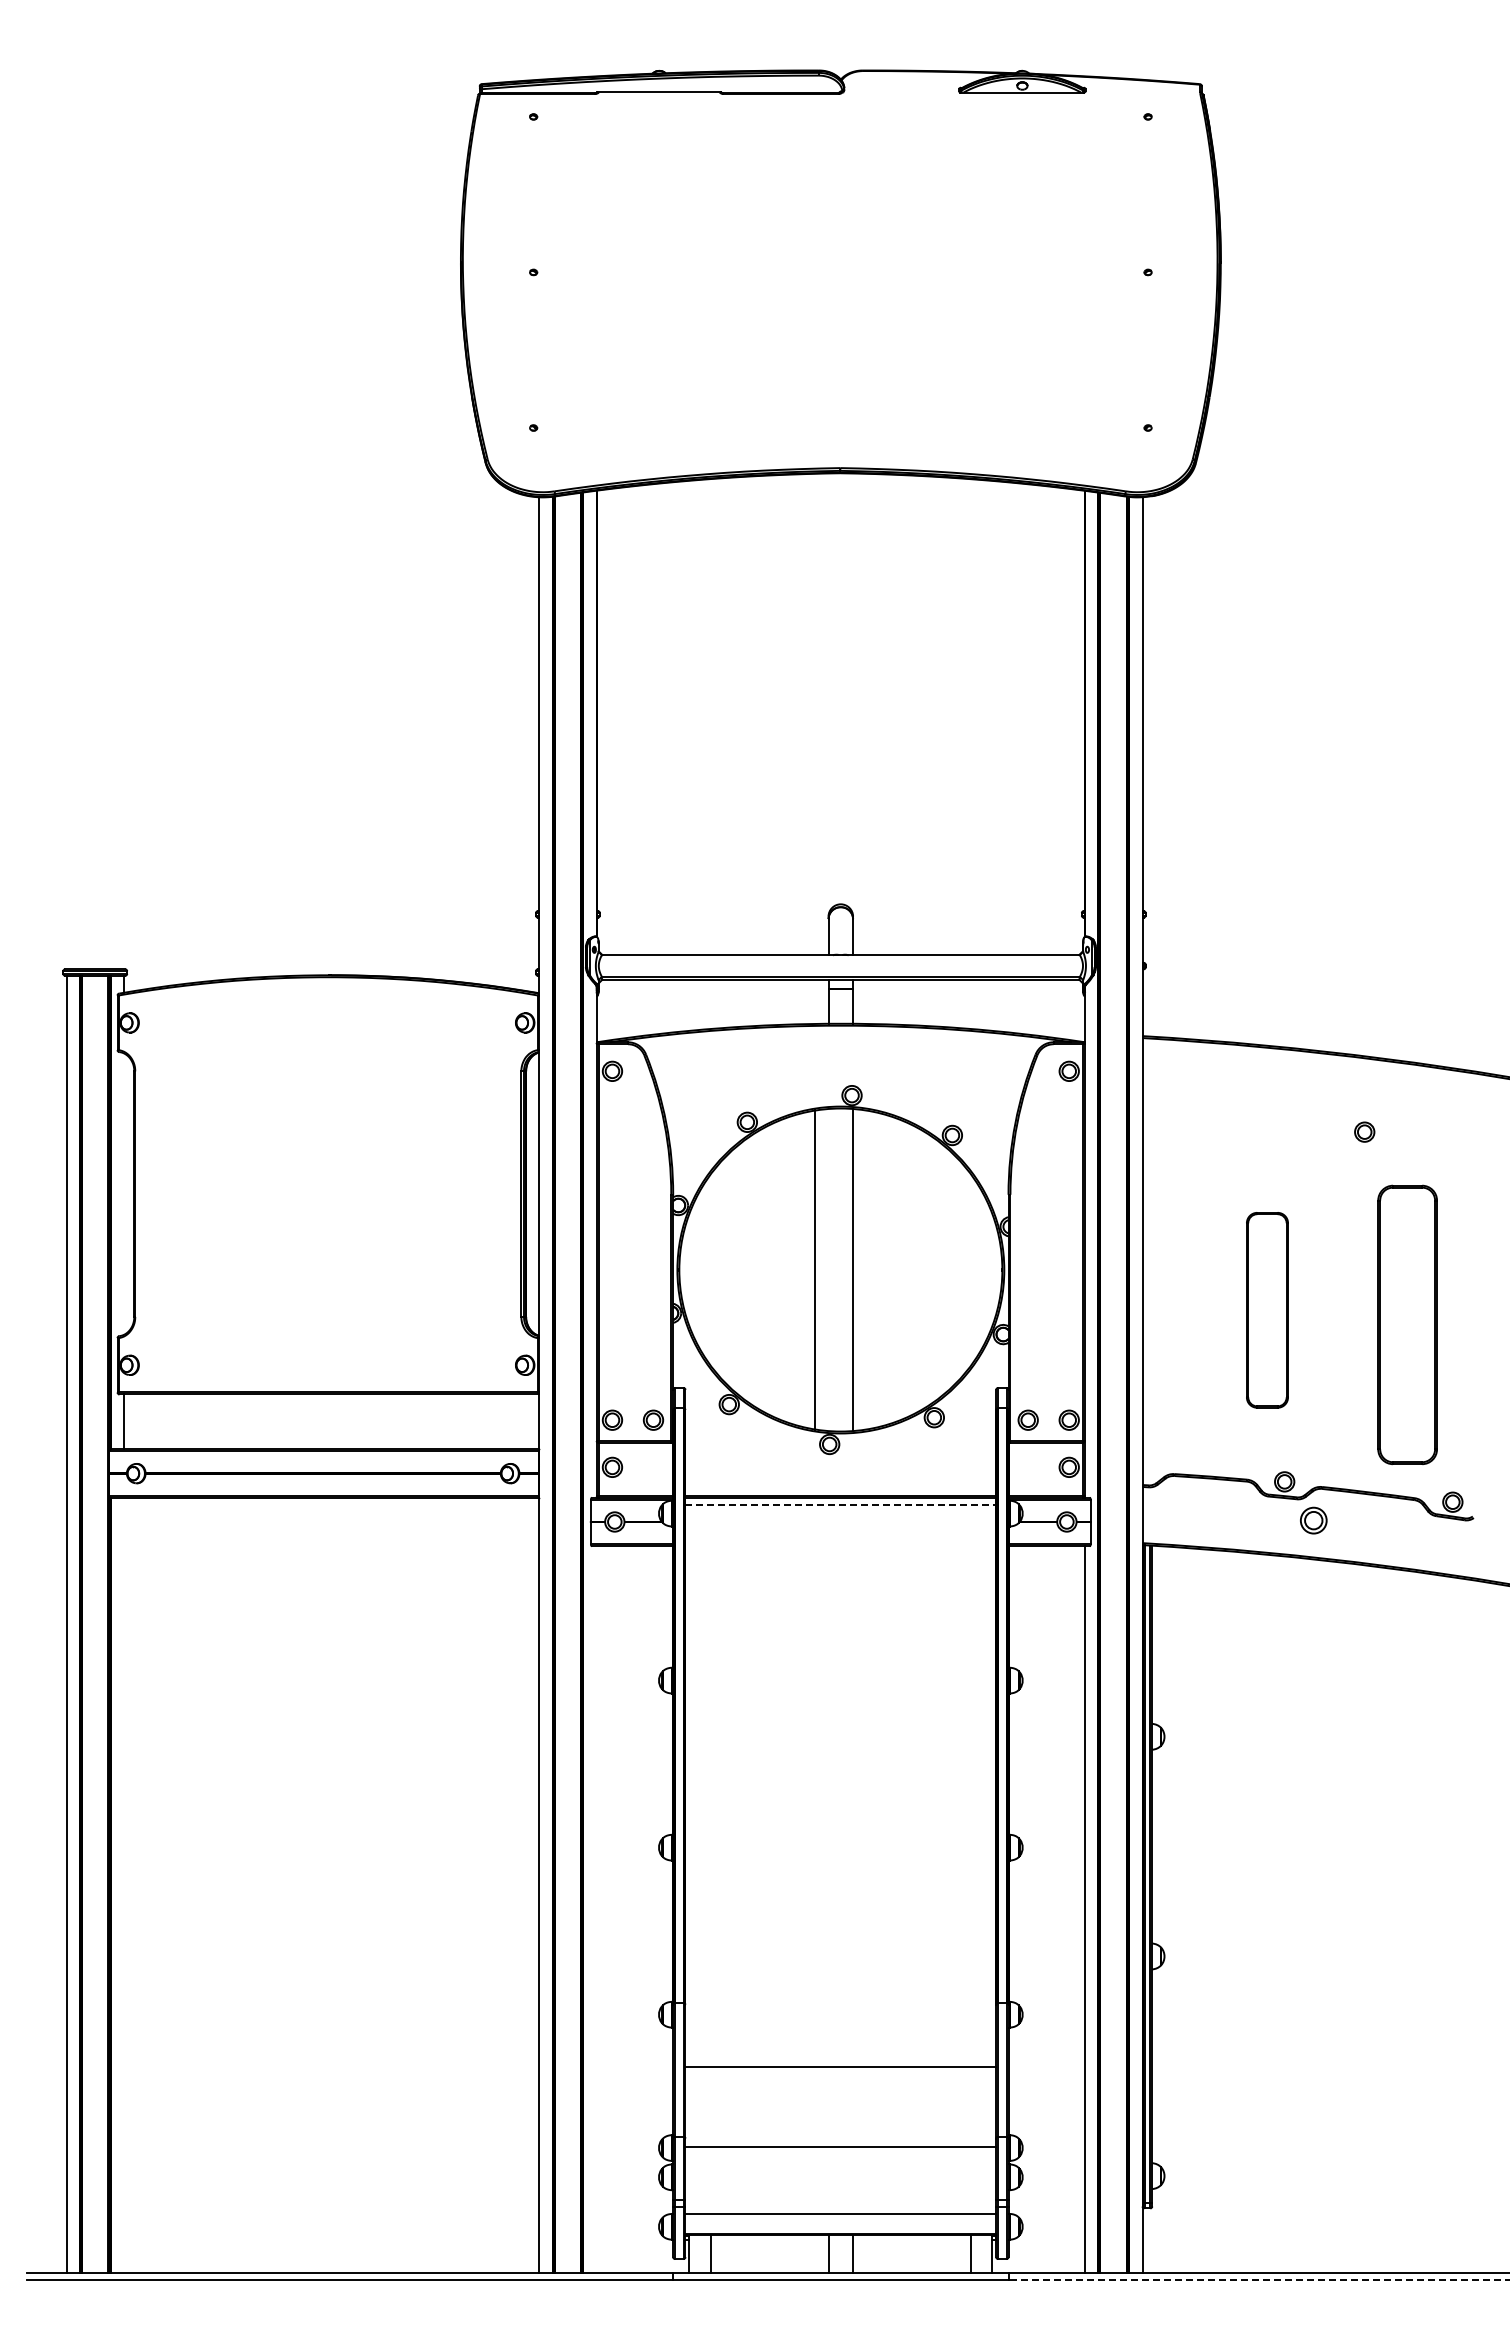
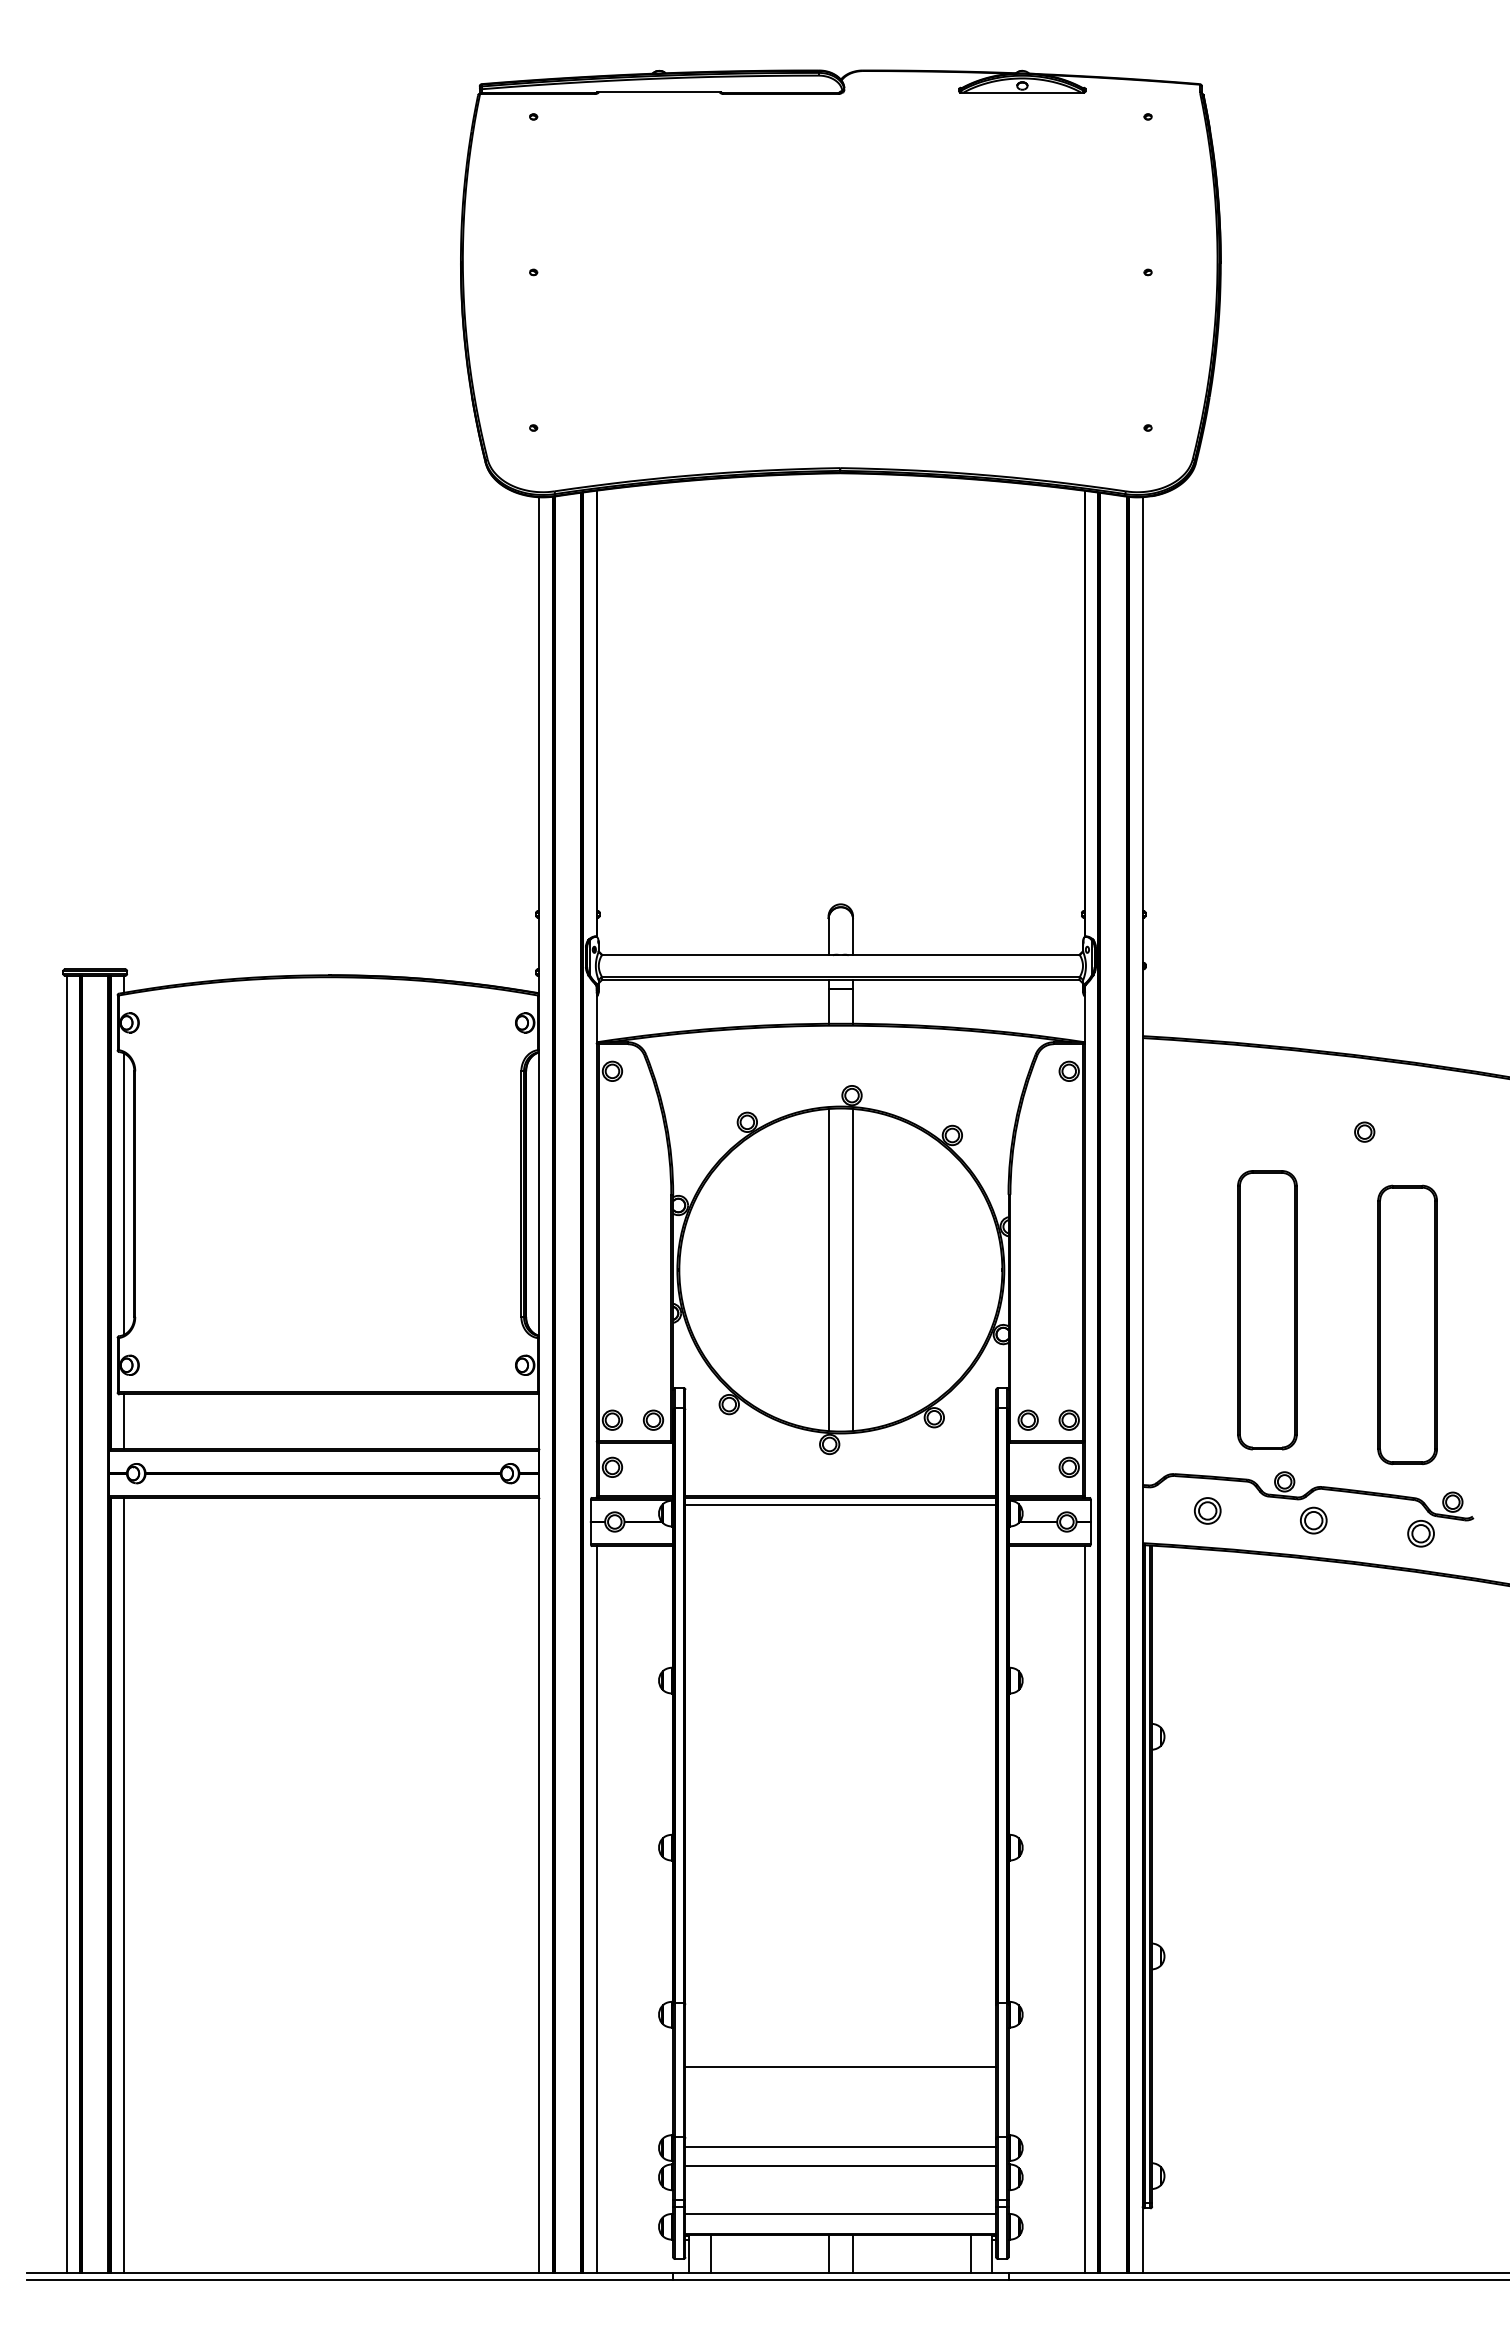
line: none -> present (123, 1193)
line position: (814, 1270) -> (828, 1270) (828, 1270)
part size: 43x197 px -> 61x281 px (1267, 1310)
line: dashed -> solid (841, 1504)
part: none -> present (1207, 1510)
part: none -> present (1420, 1533)
line: none -> present (123, 1885)
line: none -> present (596, 1909)
line: none -> present (840, 2166)
line: dashed -> solid (1259, 2279)
